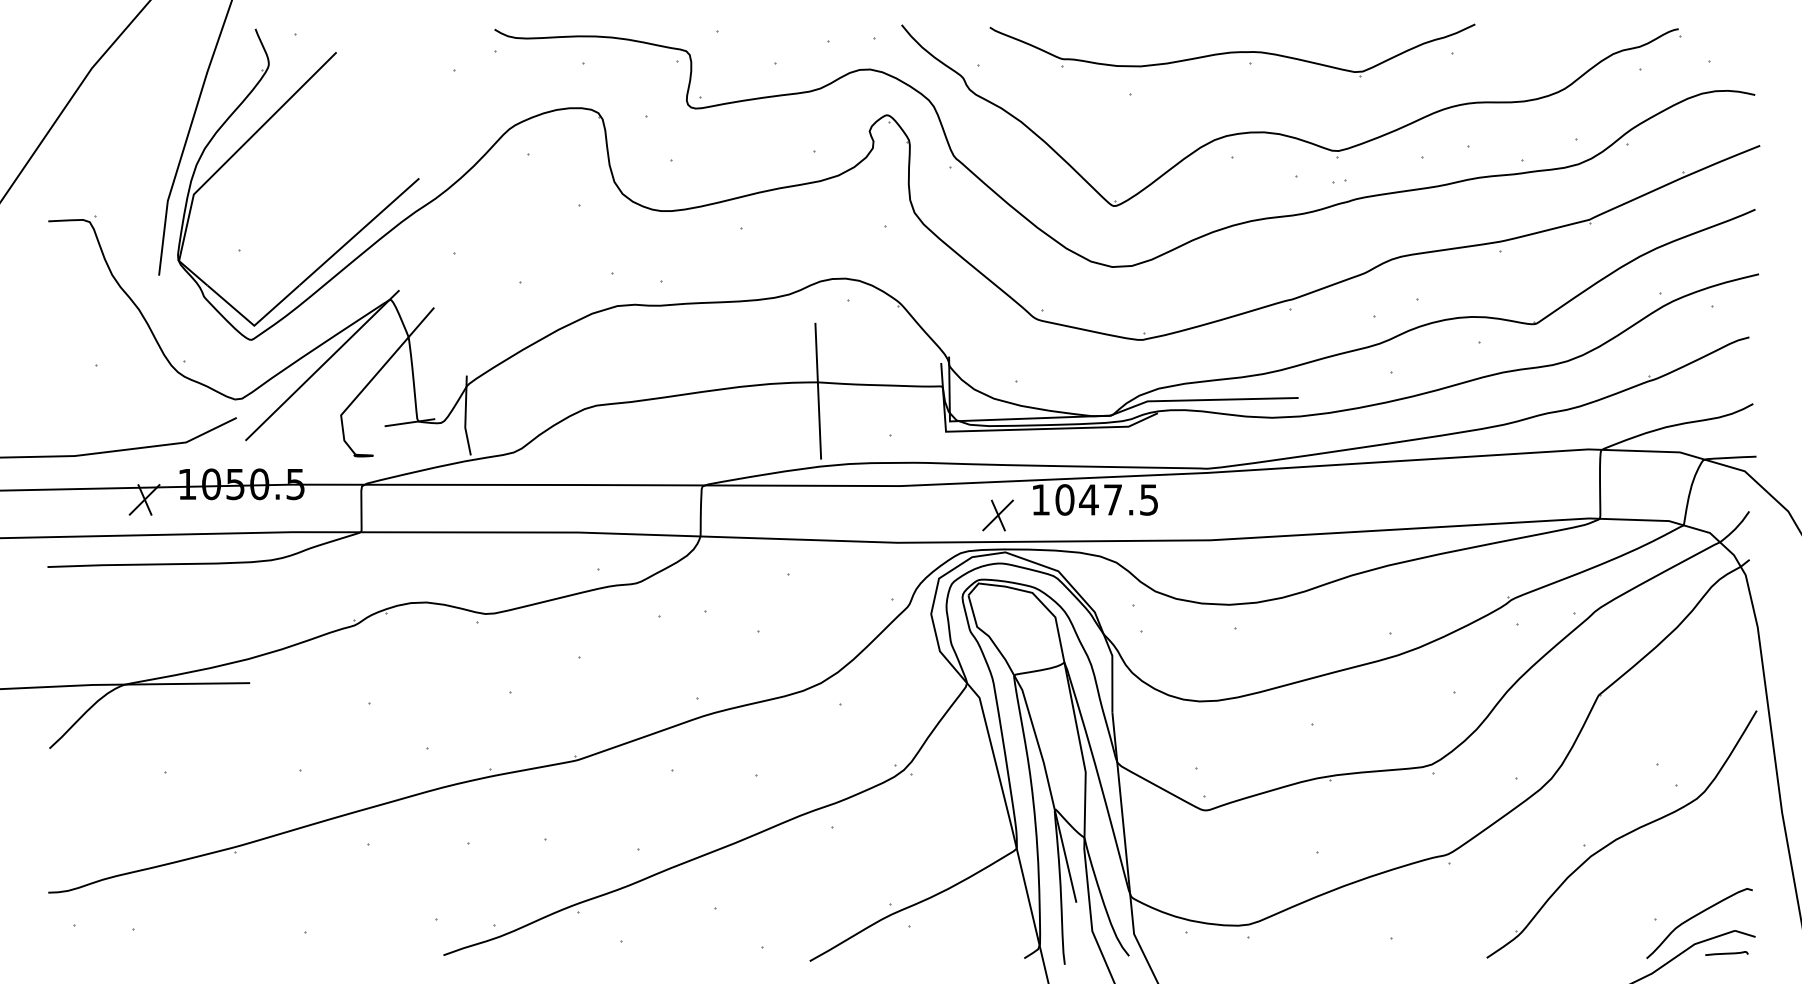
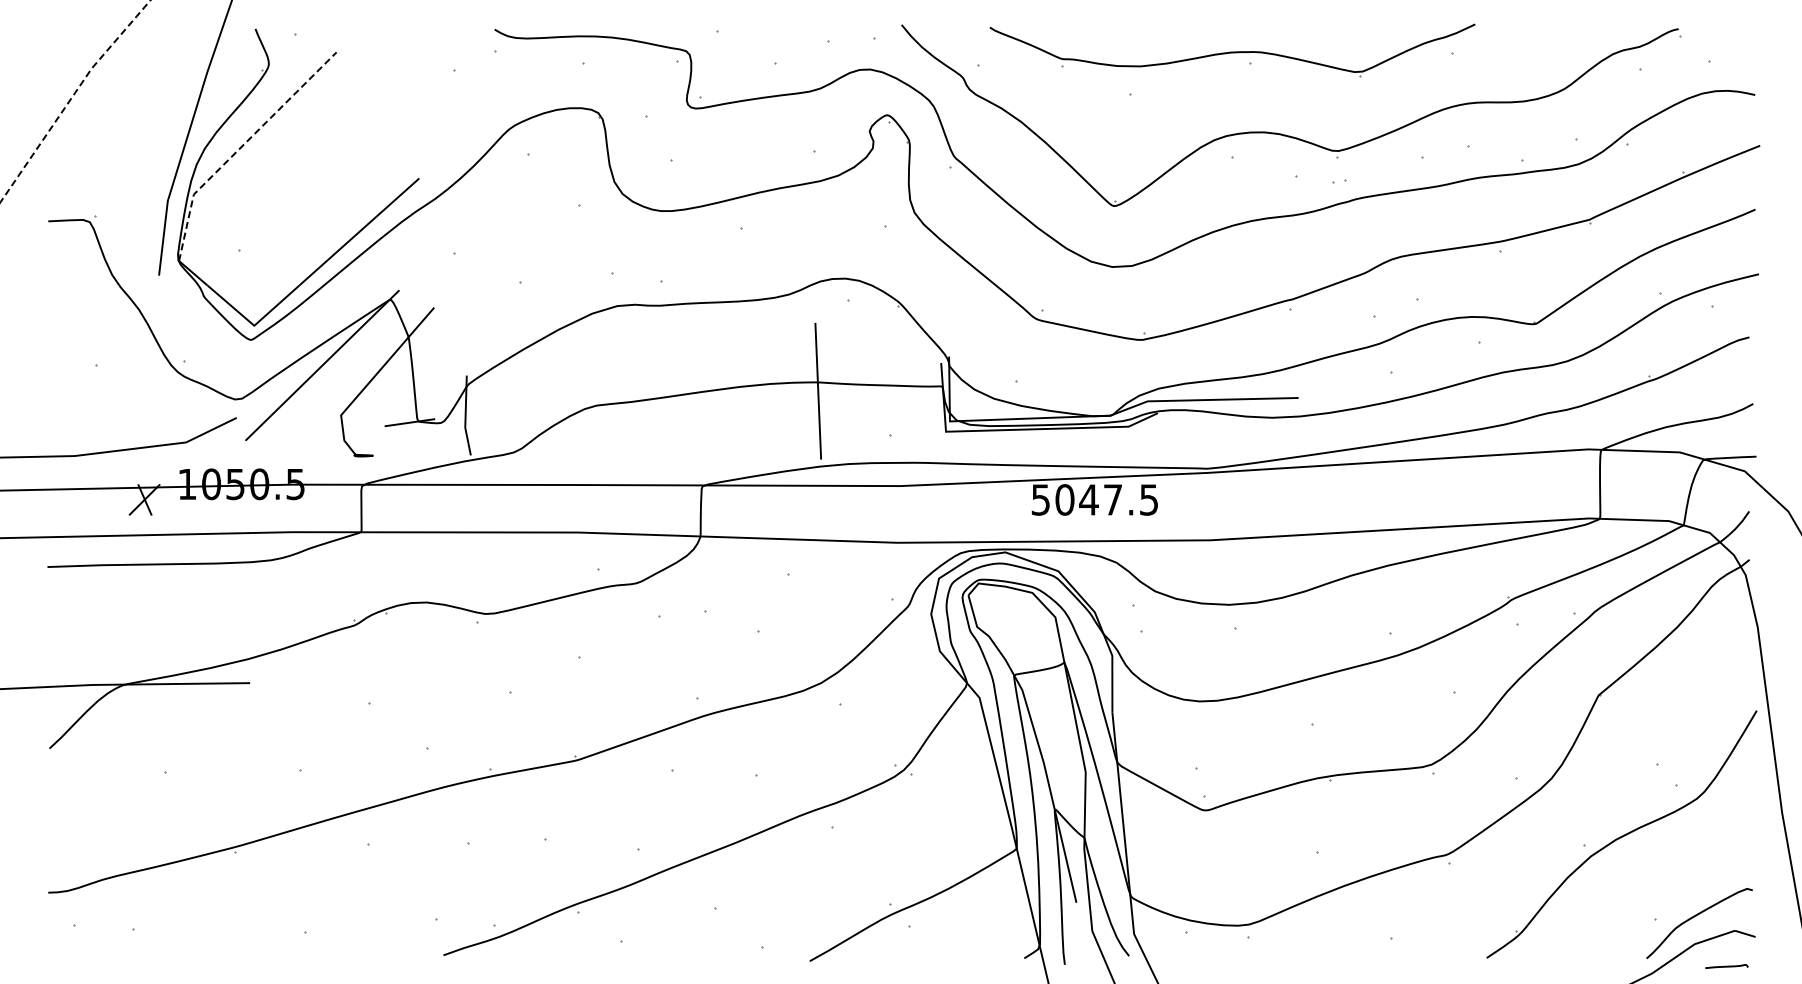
line: solid -> dashed (71, 97)
line: solid -> dashed (240, 148)
text: 1047.5 -> 5047.5 (1040, 499)
part: present -> none (997, 515)
curve position: (1726, 953) -> (1726, 966) (1726, 966)
